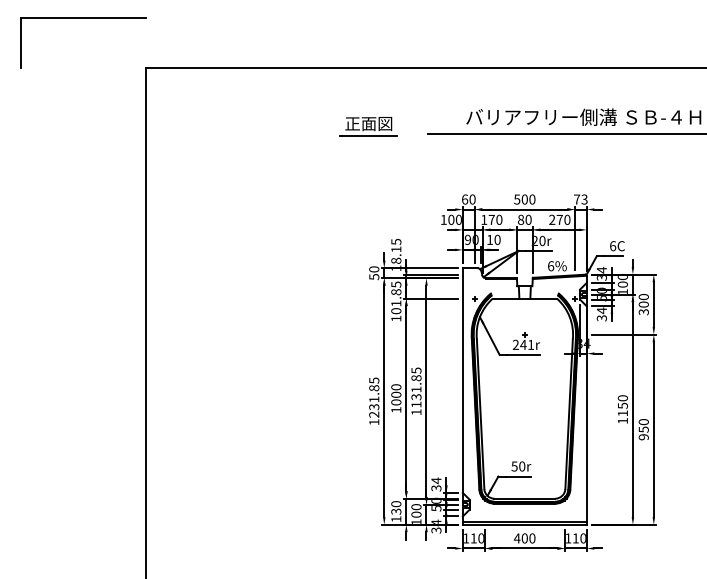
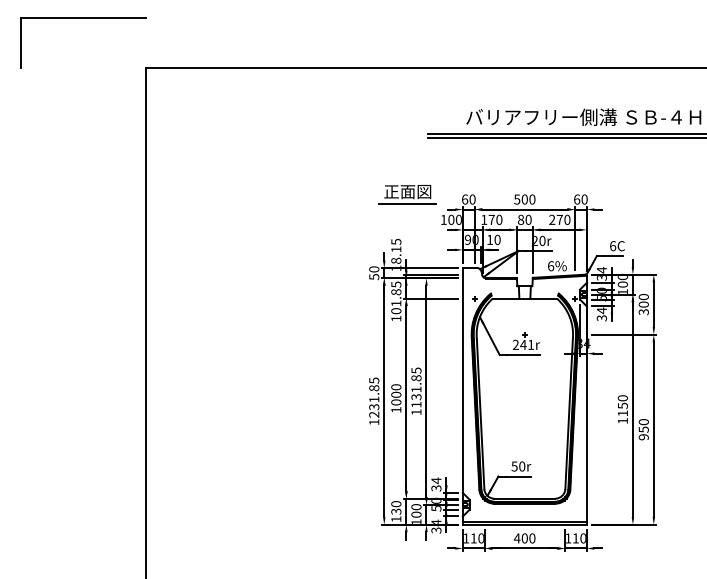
part position: (368, 126) -> (407, 194) (407, 194)
line: none -> present (565, 137)
text: 73 -> 60 (580, 199)
